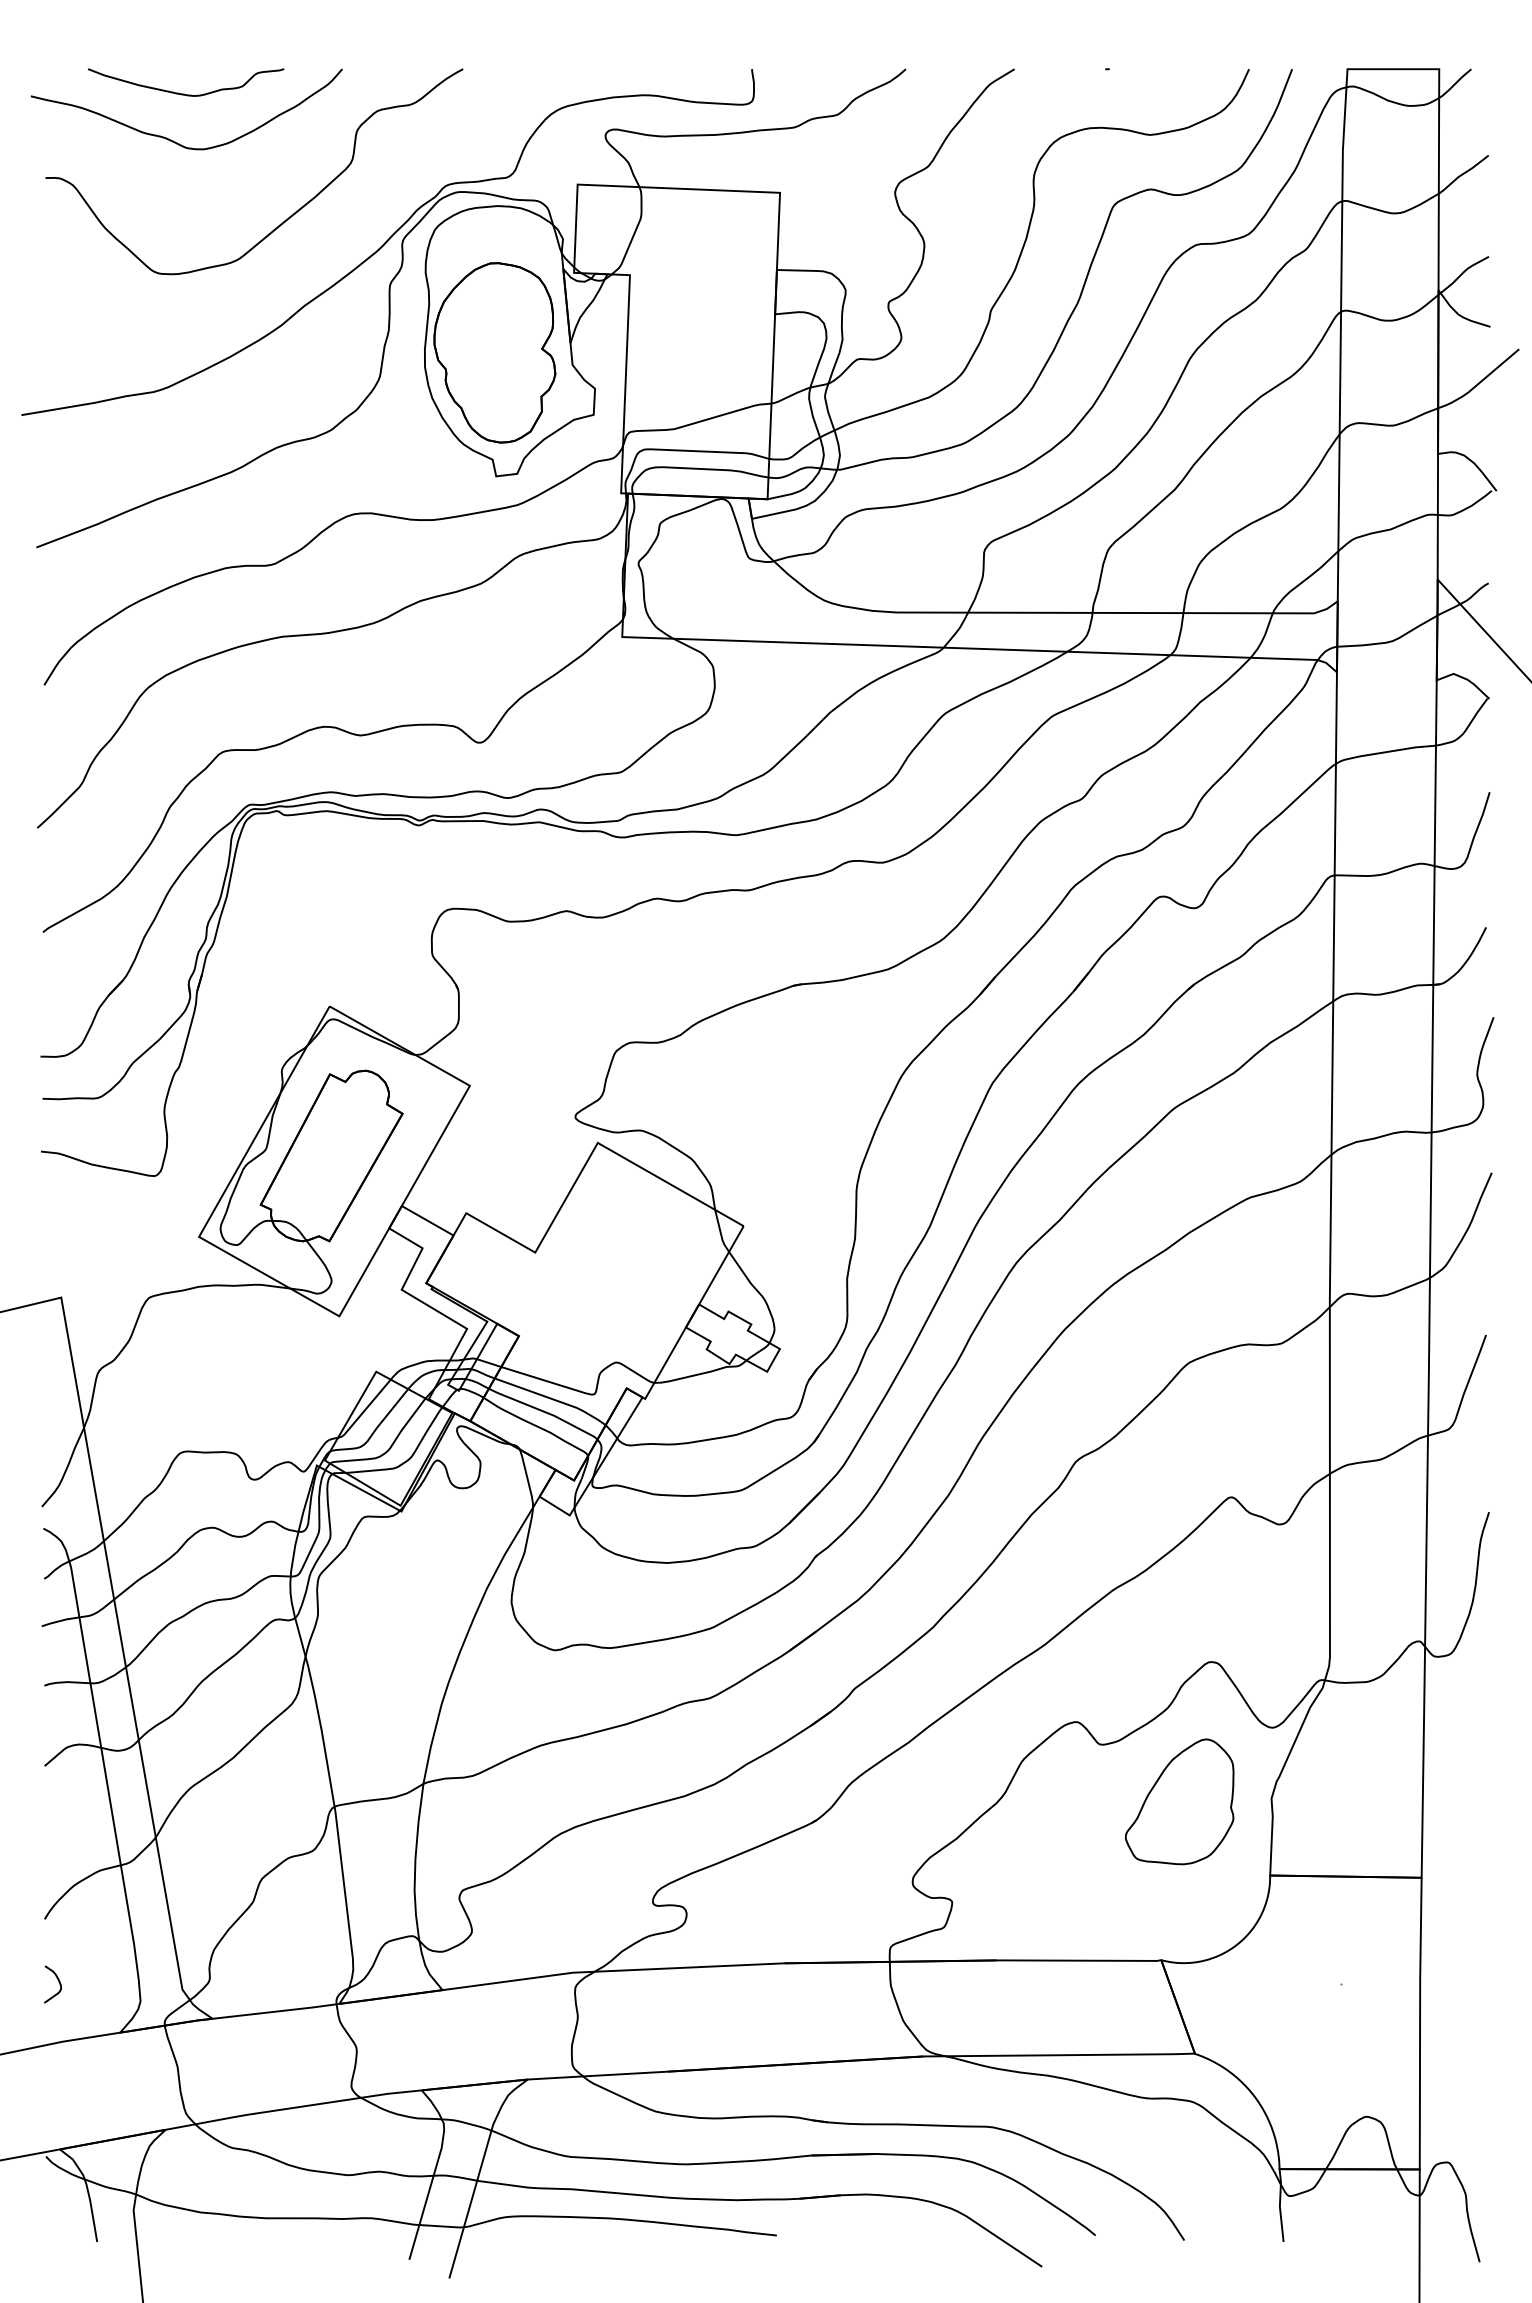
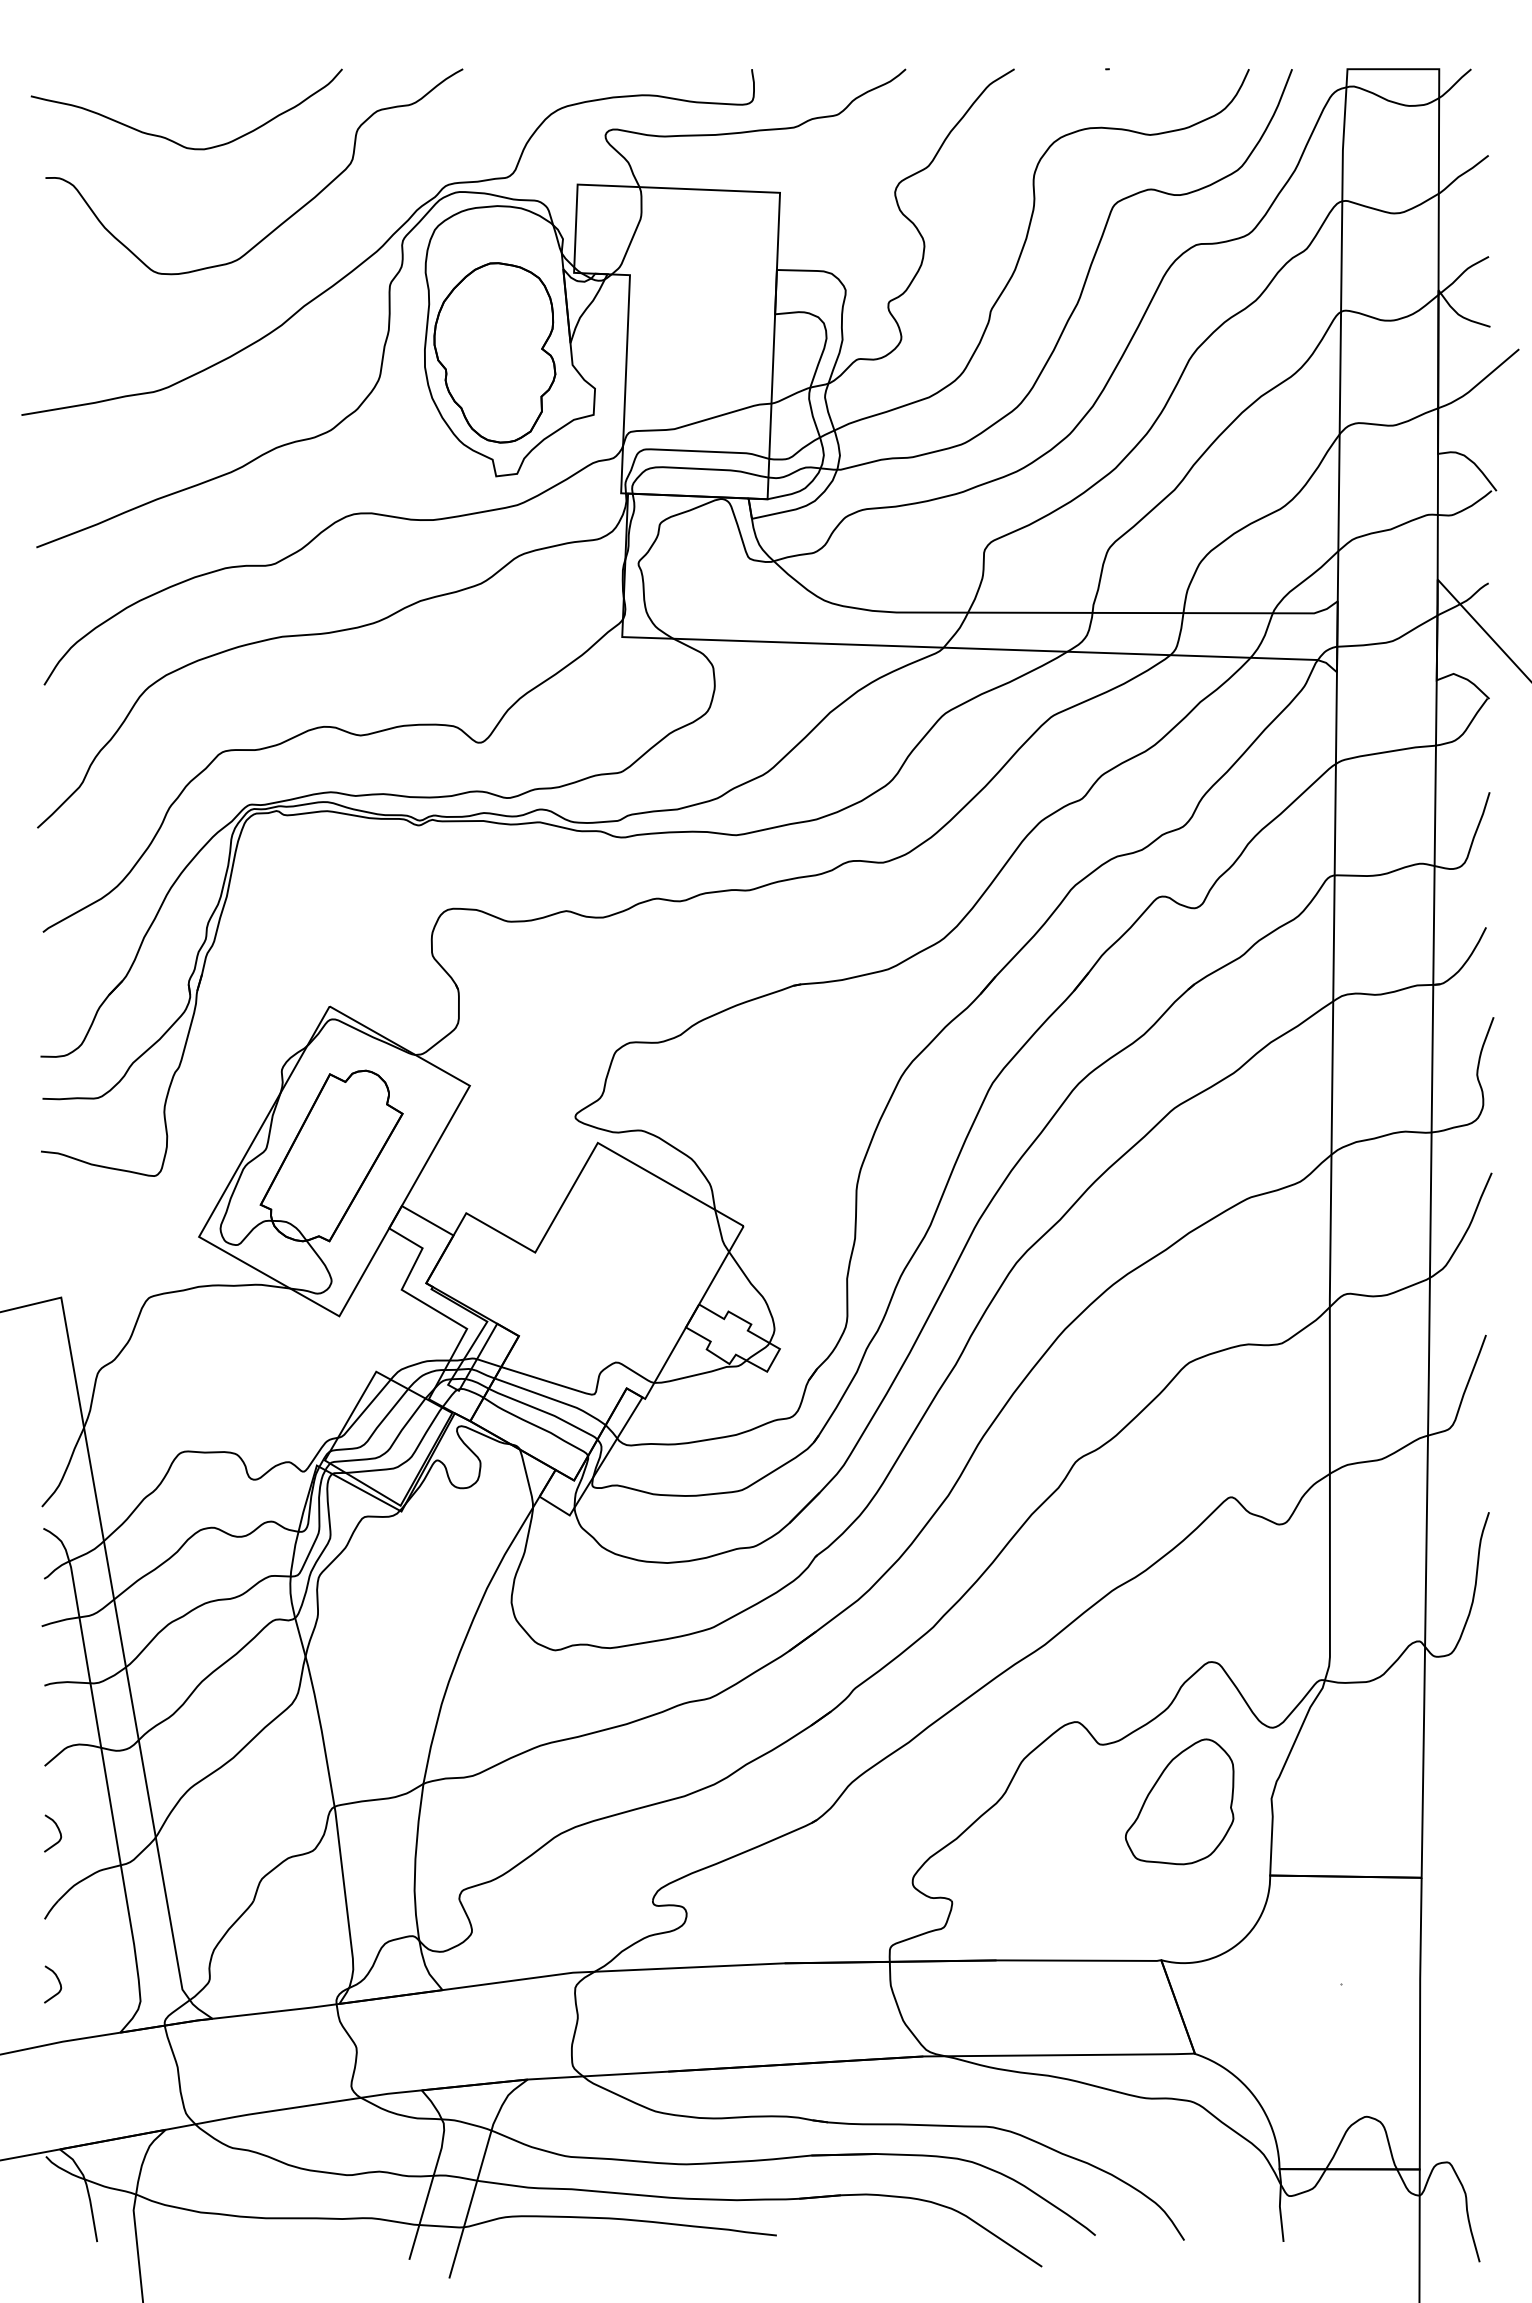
curve: present -> none (184, 93)
curve: none -> present (58, 1831)
